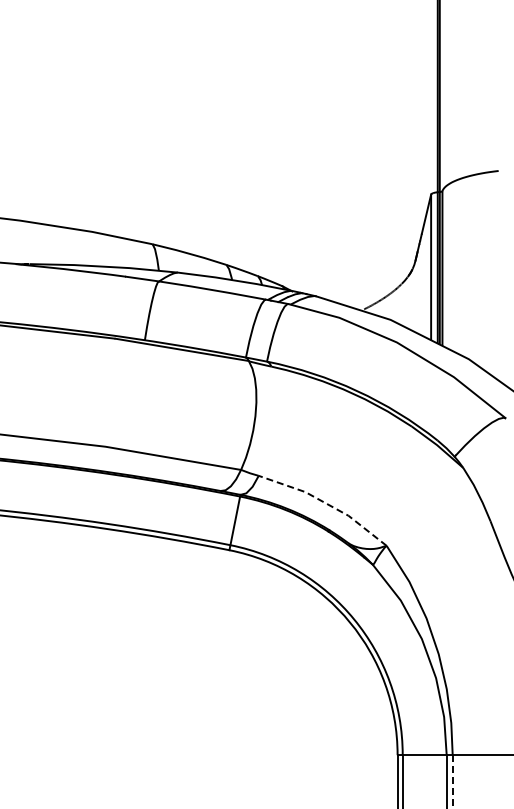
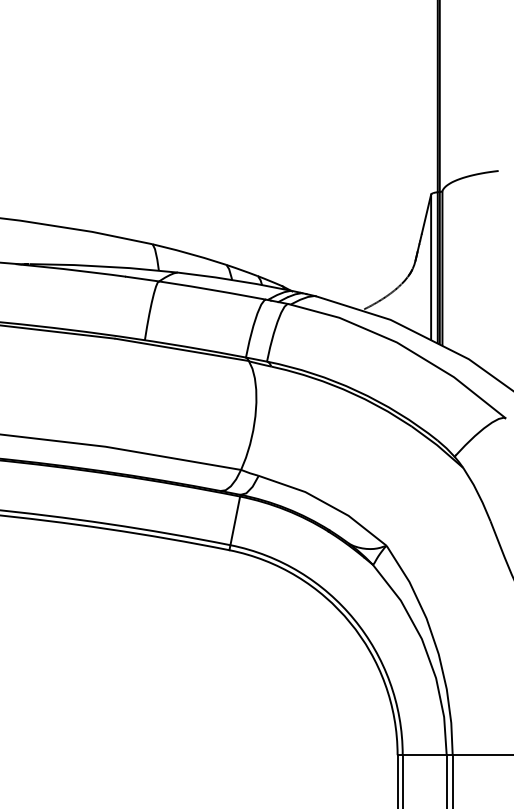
line: dashed -> solid (326, 503)
line: dashed -> solid (452, 781)
